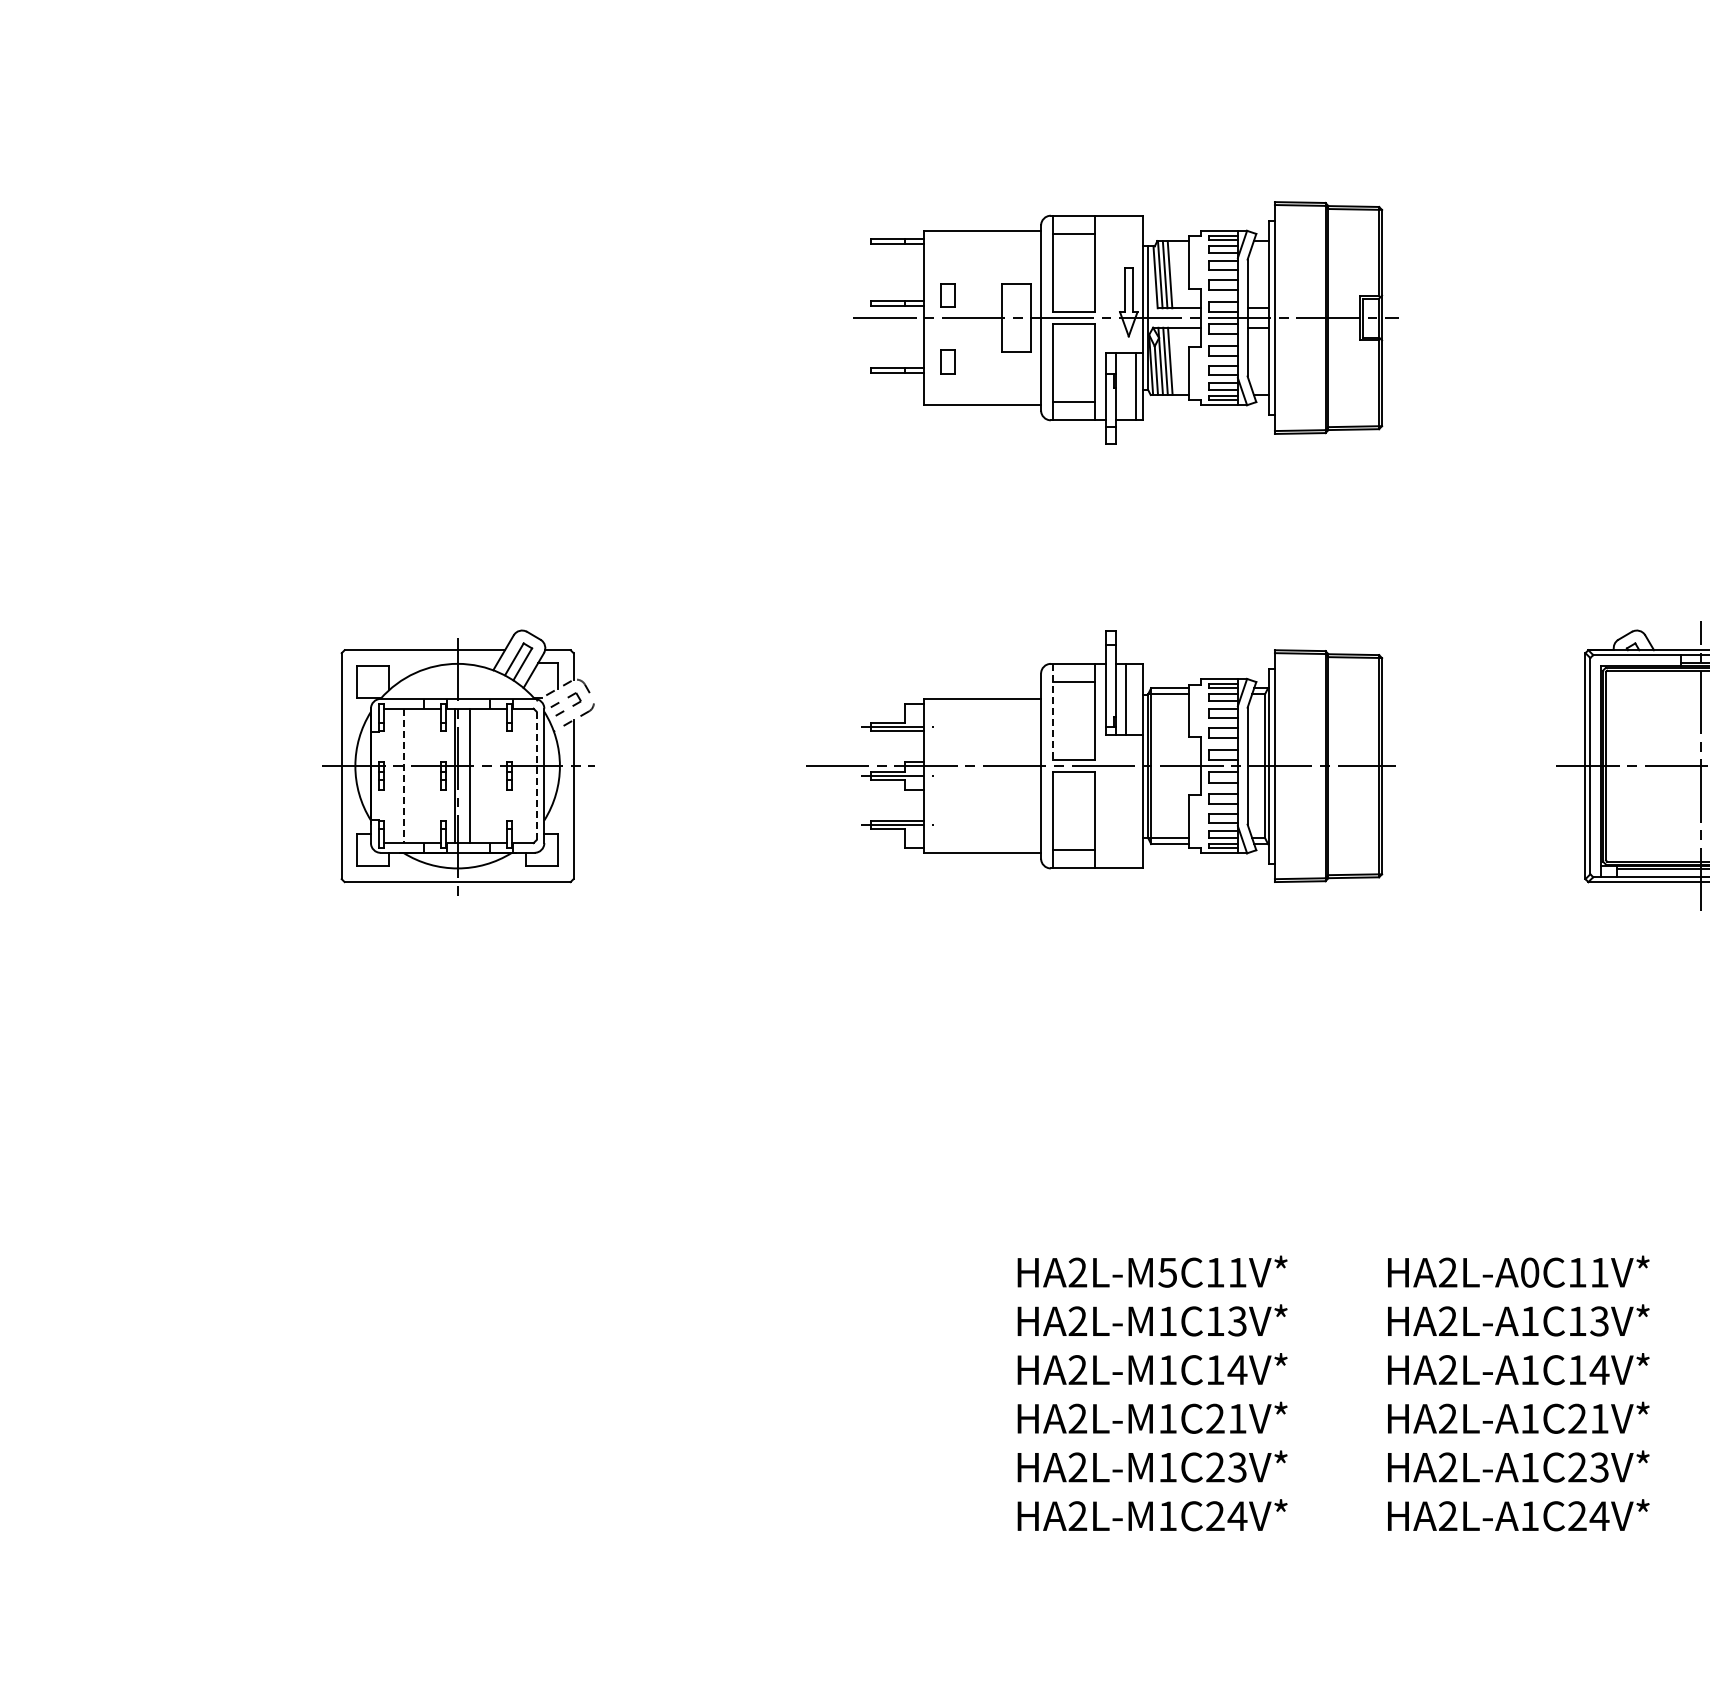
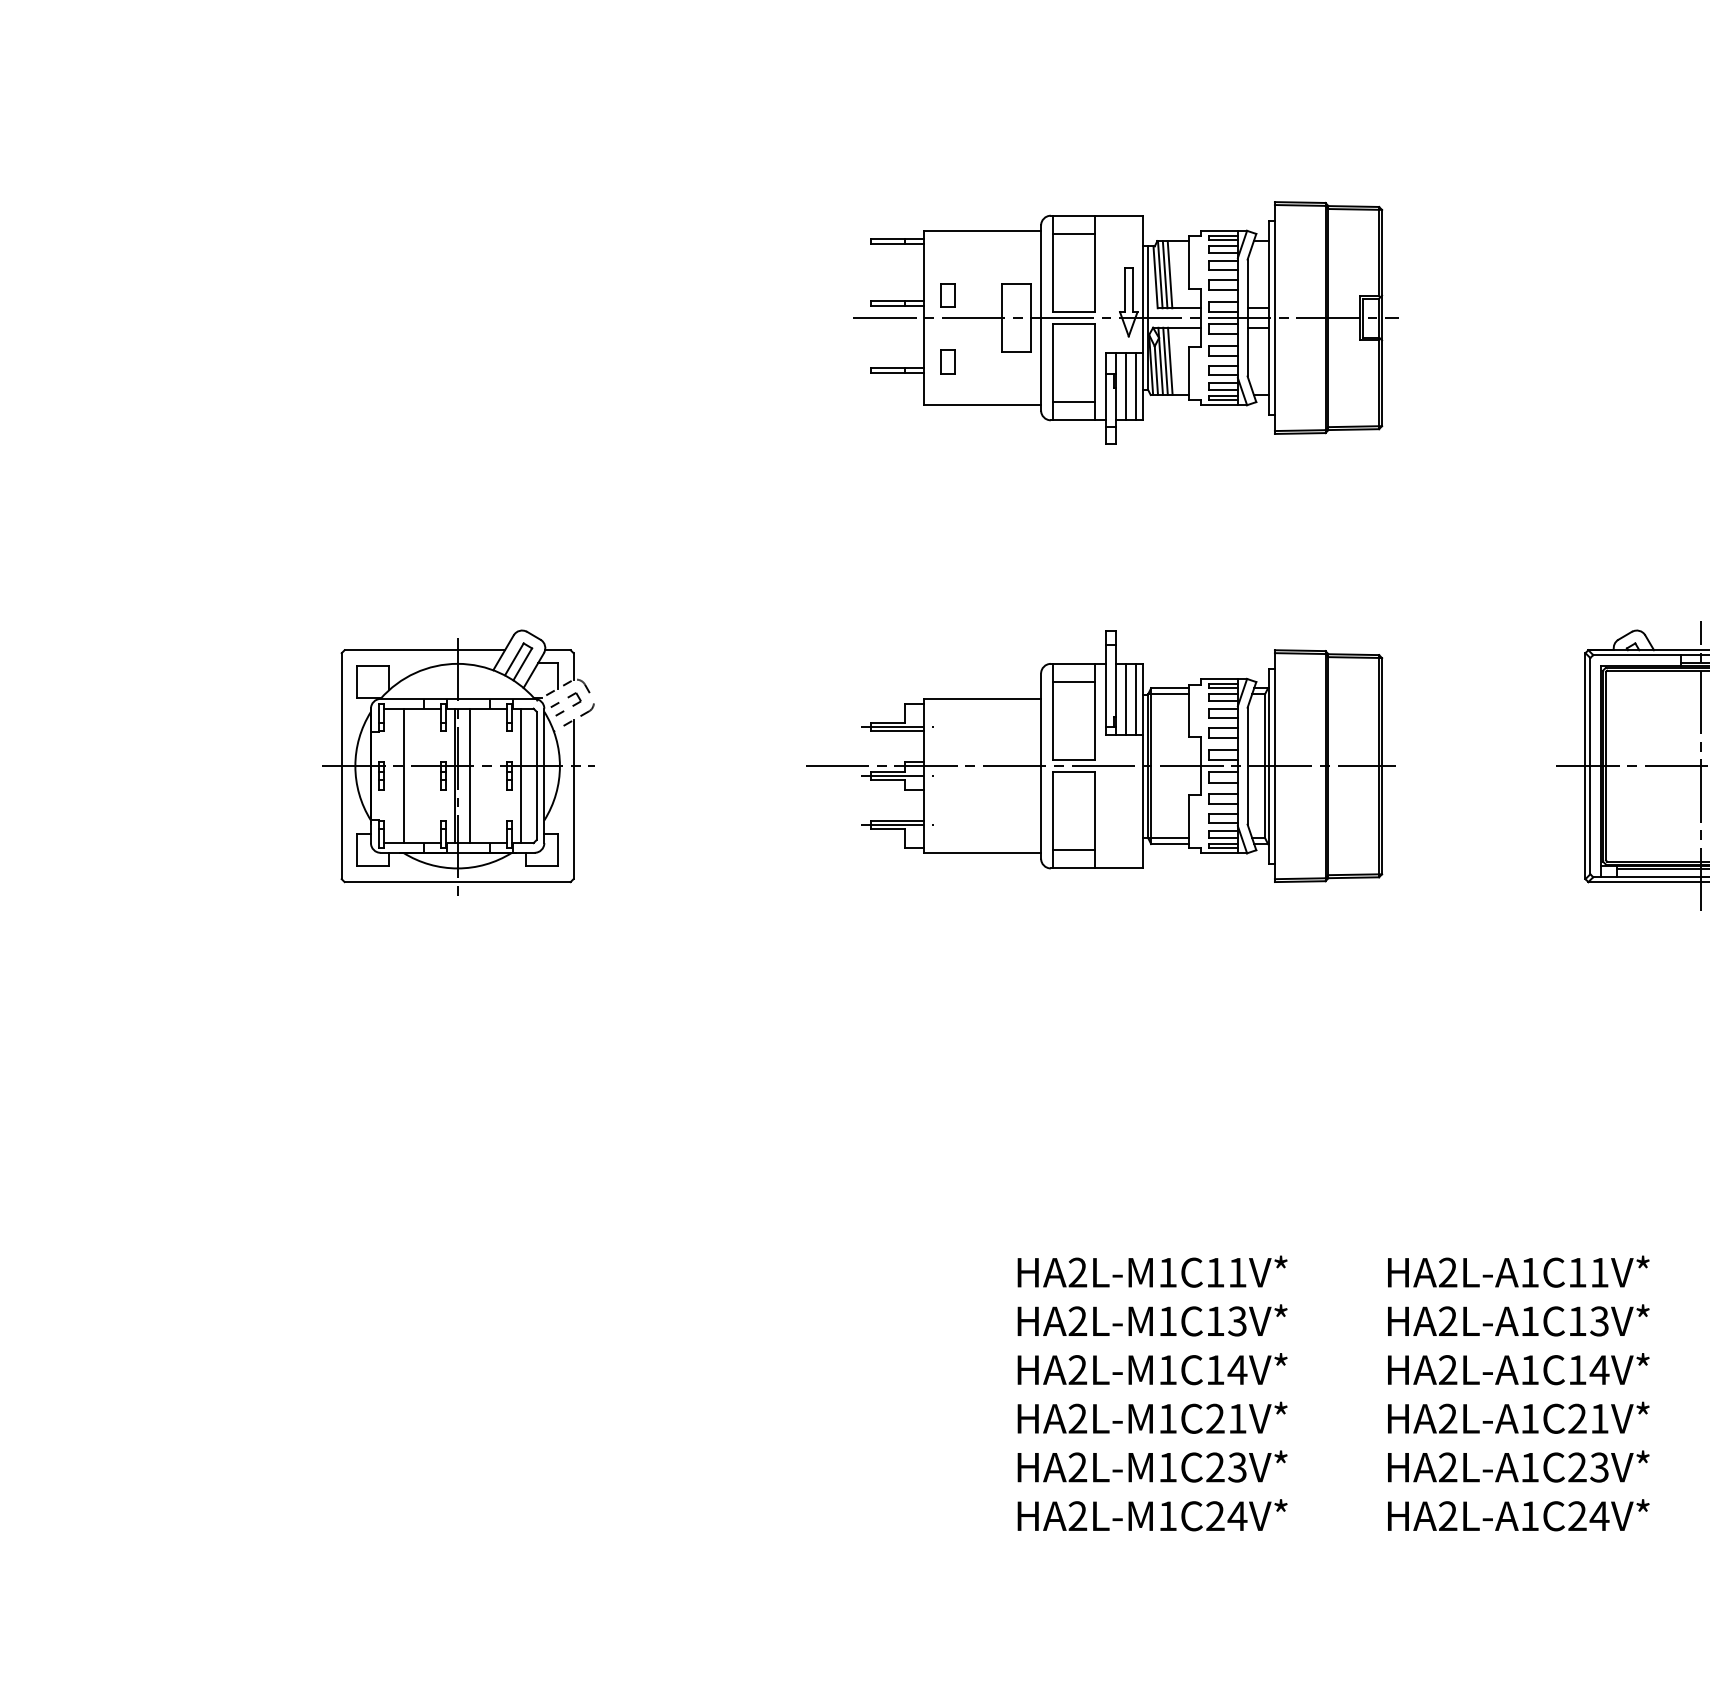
line: none -> present (1126, 386)
line: none -> present (1136, 698)
line: dashed -> solid (1052, 712)
line: none -> present (520, 775)
line: dashed -> solid (536, 775)
line: dashed -> solid (404, 776)
text: HA2L-M5C11V* -> HA2L-M1C11V* (1167, 1272)
text: HA2L-A0C11V* -> HA2L-A1C11V* (1530, 1272)
